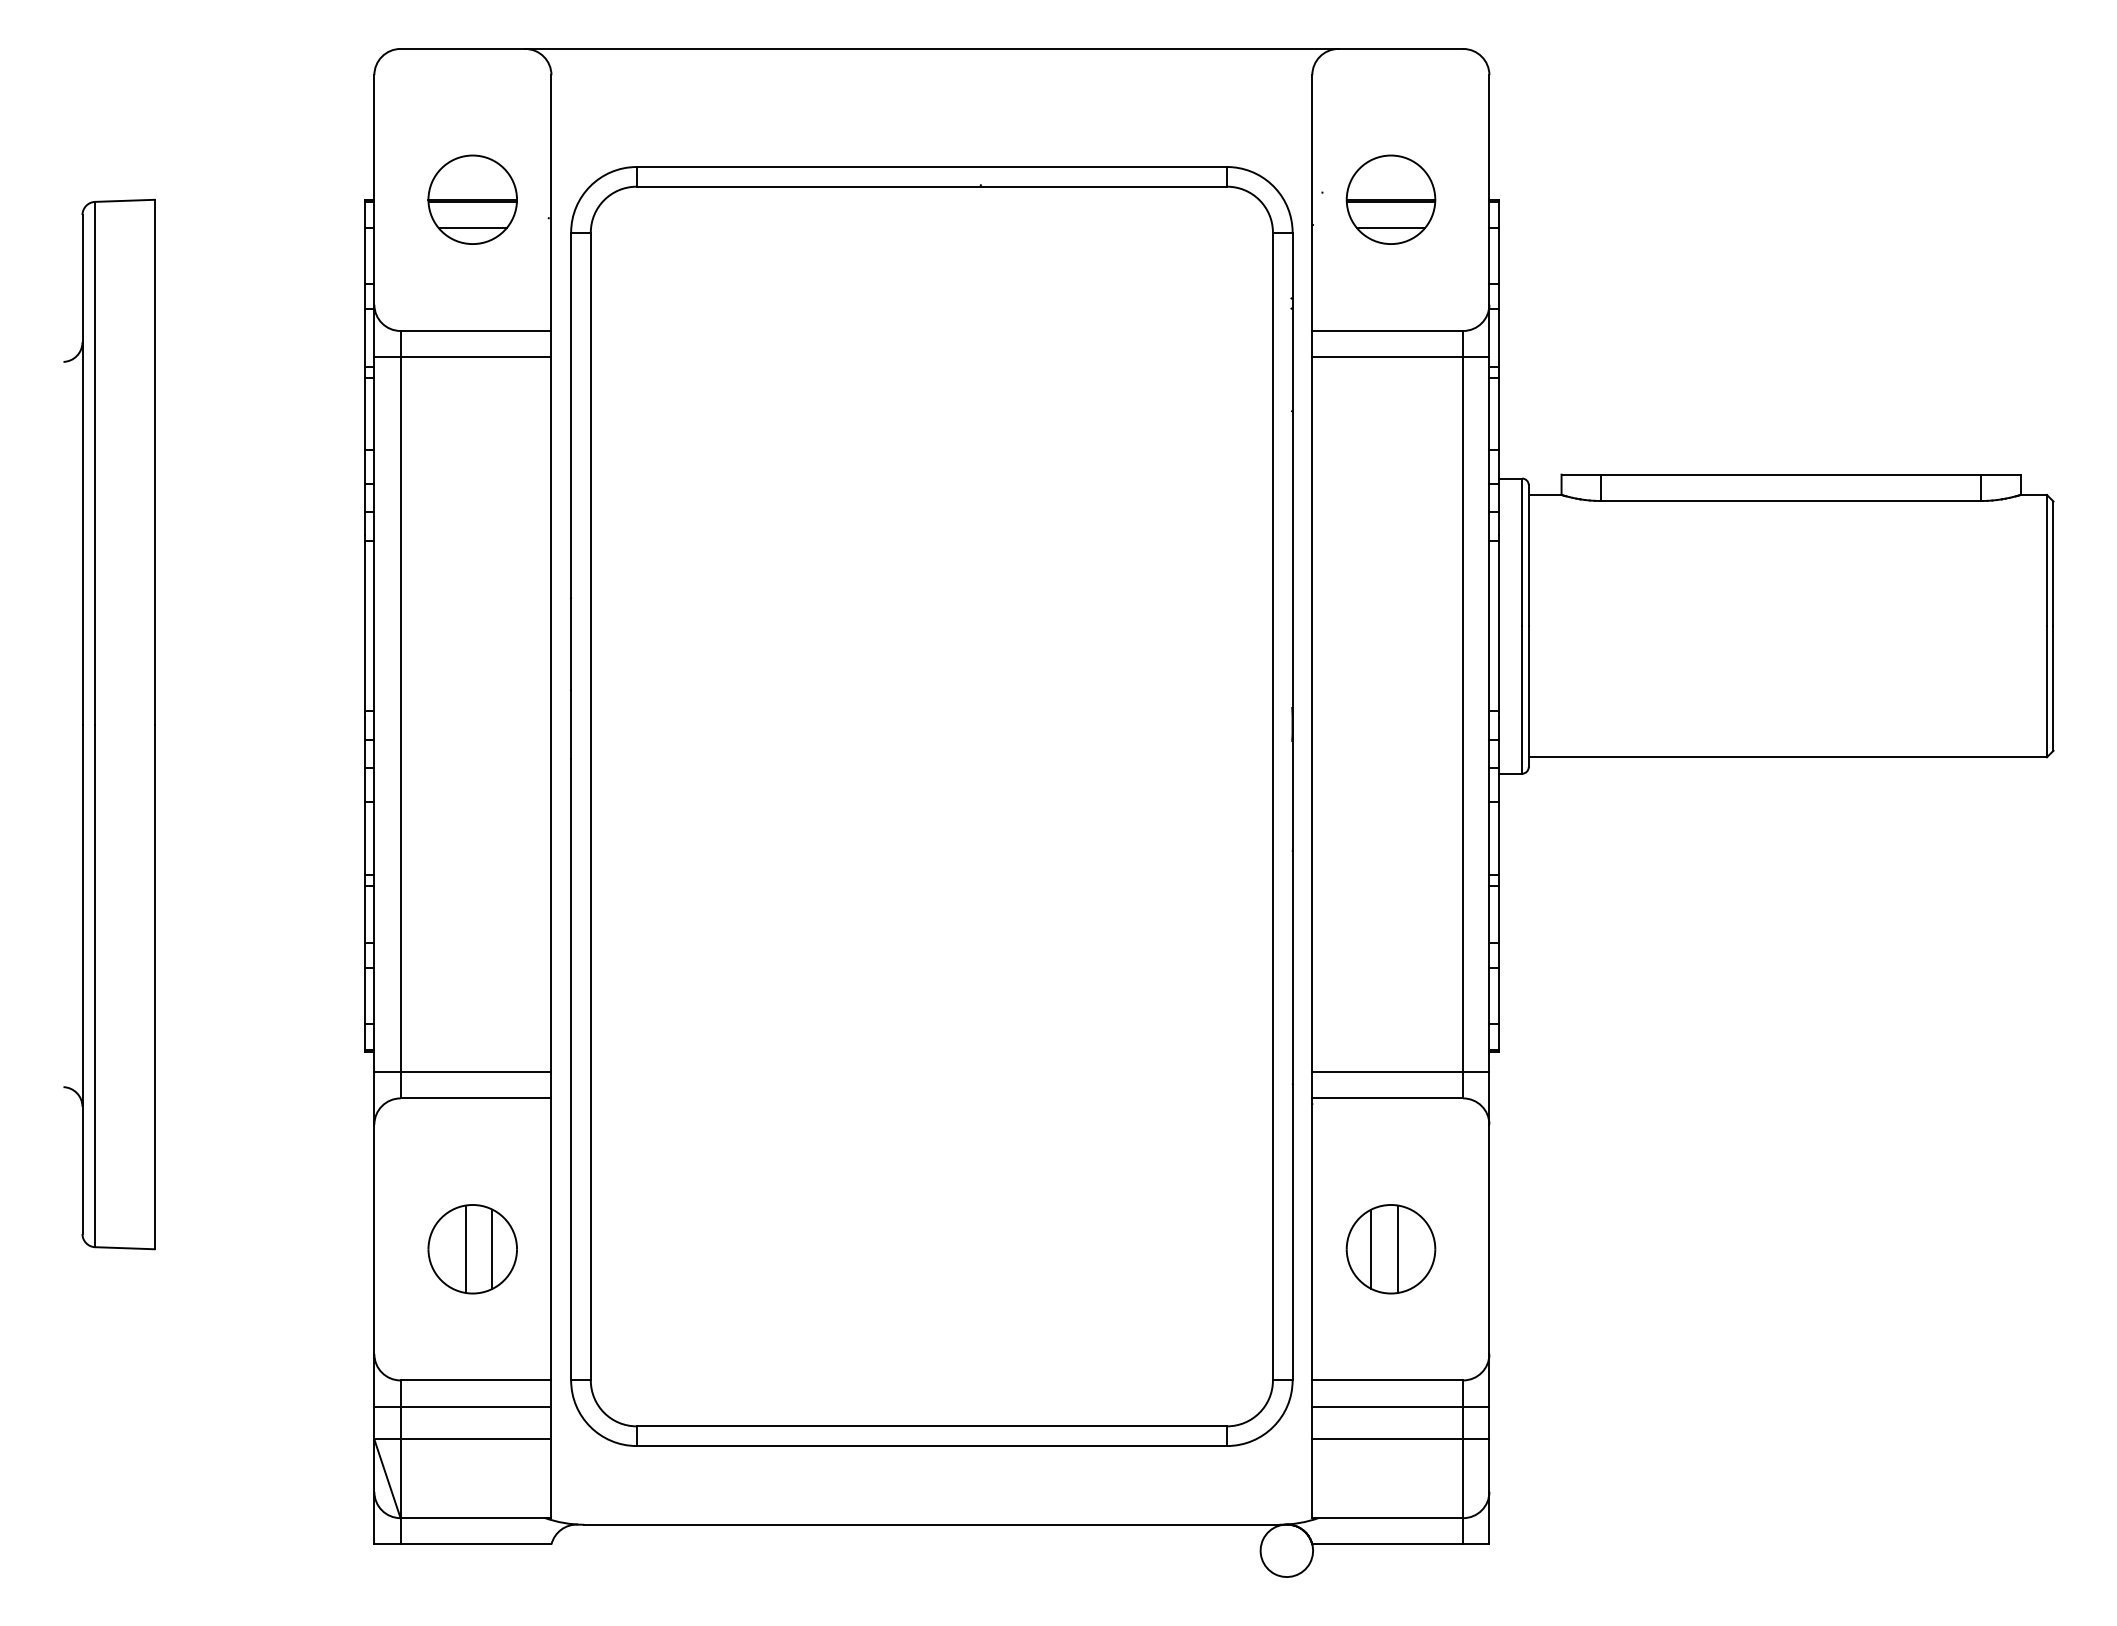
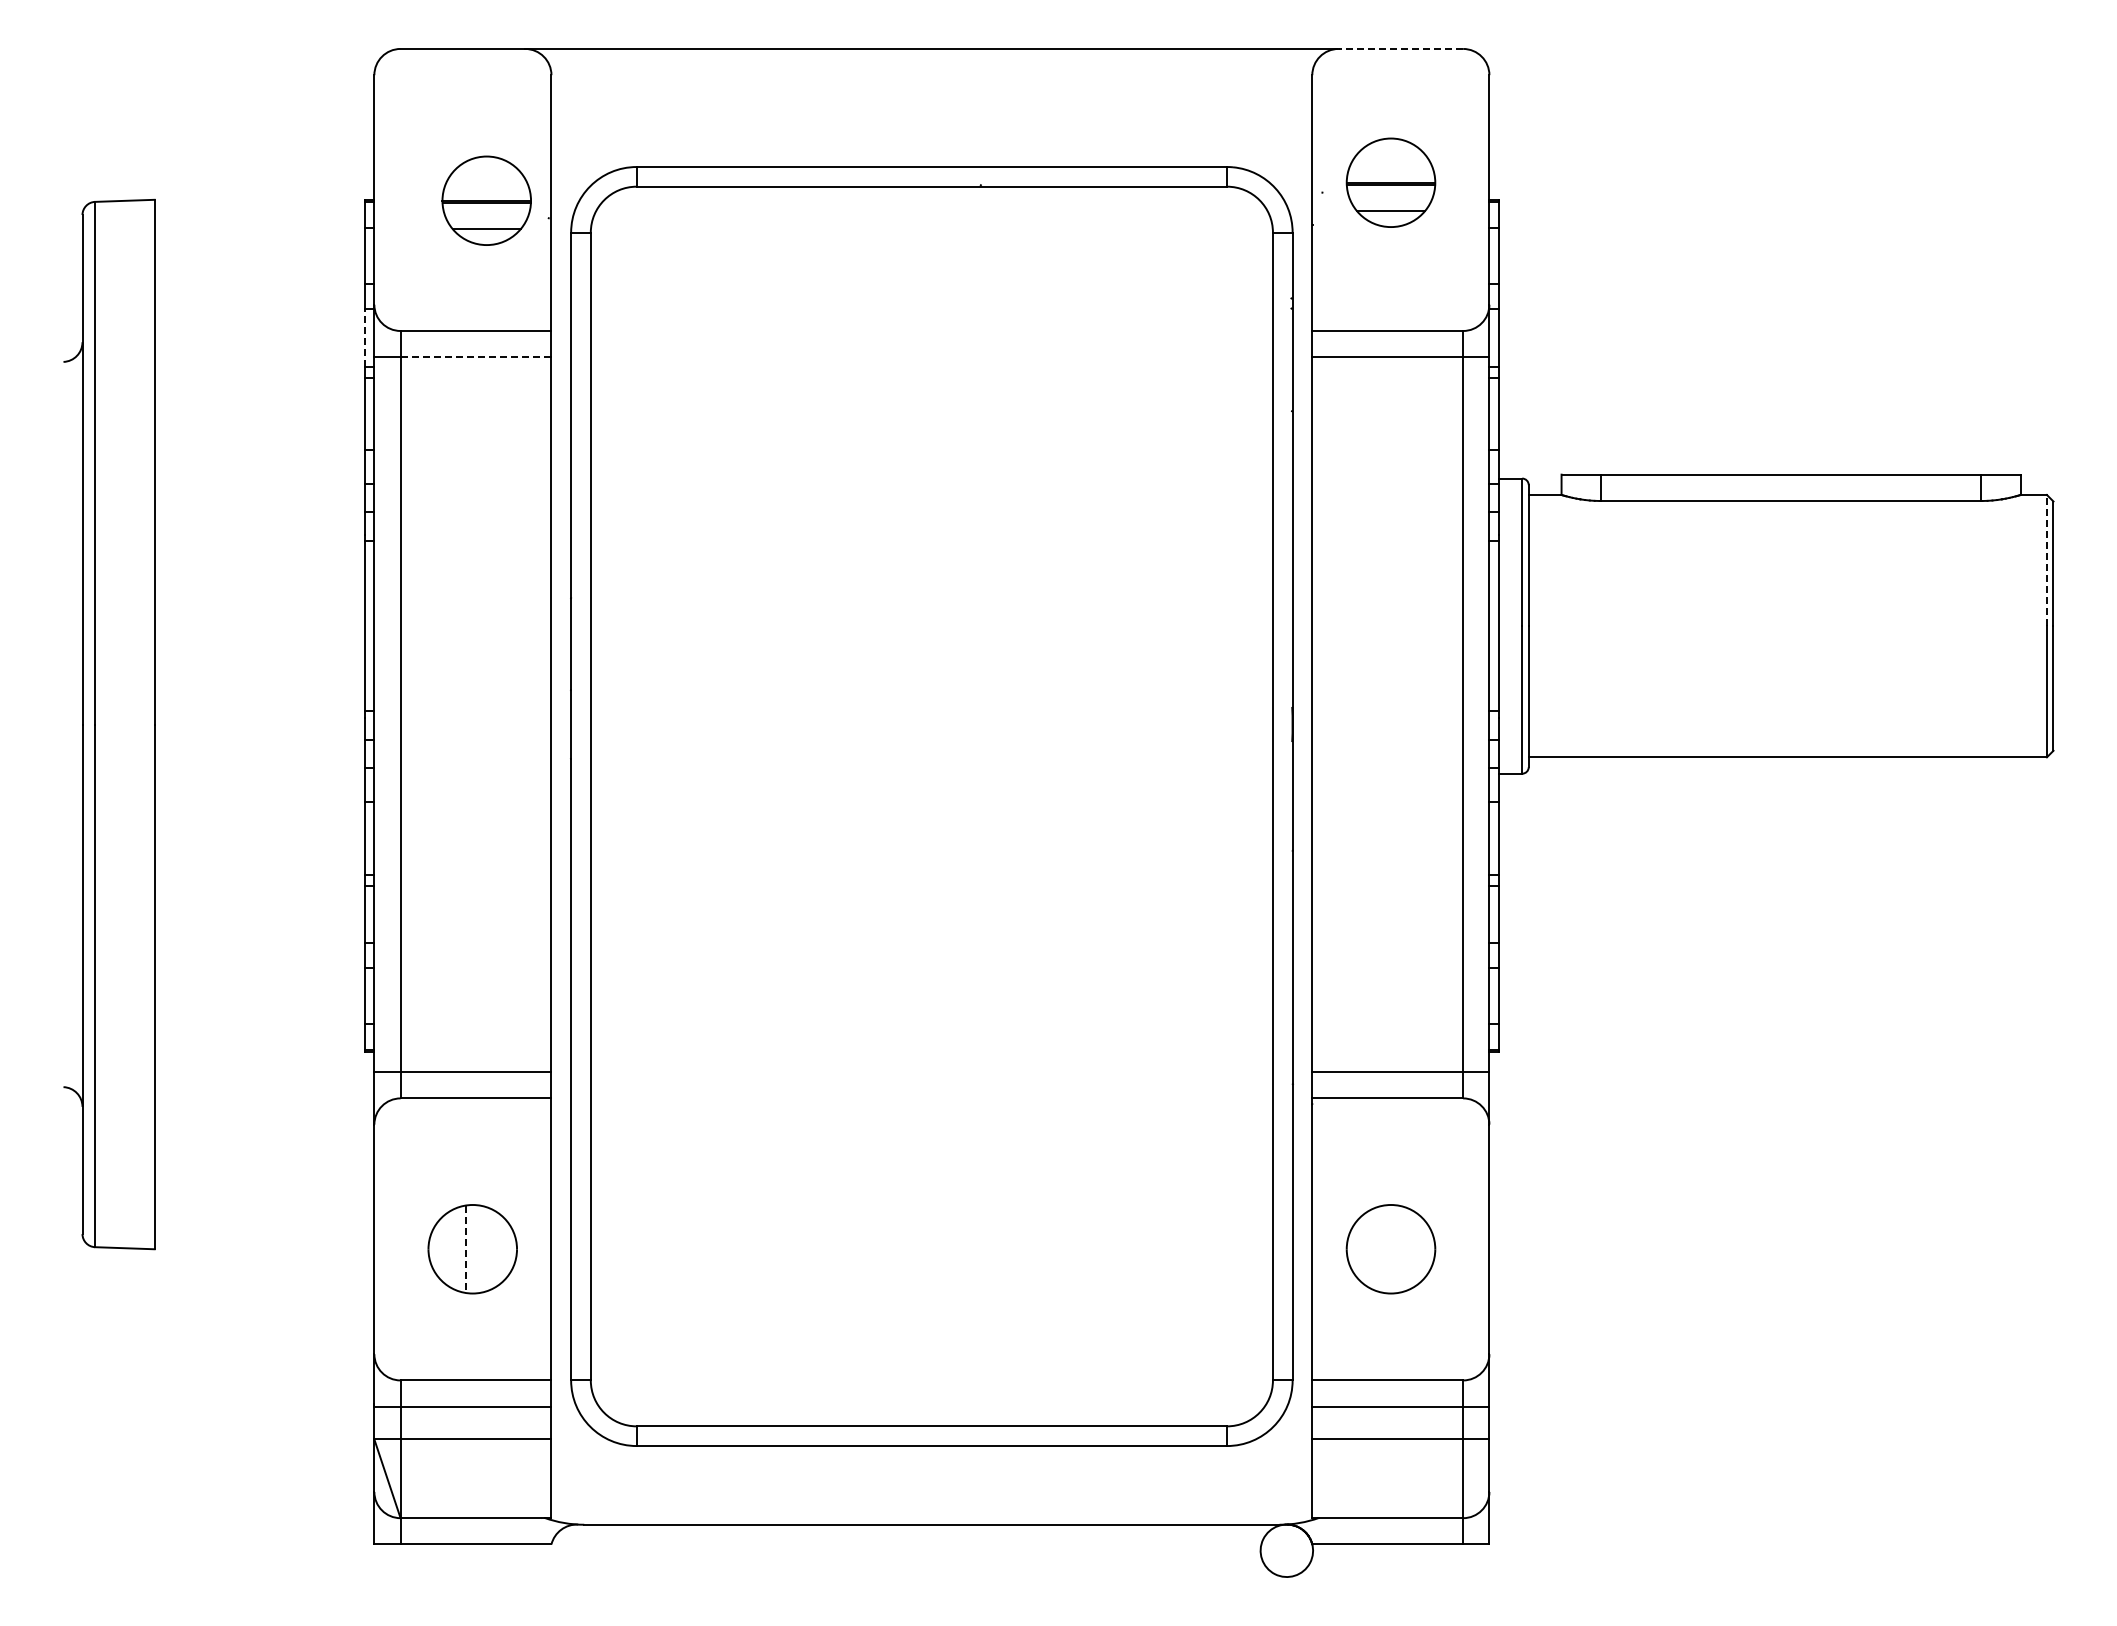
line: solid -> dashed (1400, 48)
part position: (472, 199) -> (486, 200) (486, 200)
part position: (1390, 199) -> (1390, 182) (1390, 182)
line: solid -> dashed (364, 338)
line: solid -> dashed (475, 357)
line: solid -> dashed (2046, 560)
line: present -> none (492, 1248)
line: present -> none (1371, 1248)
line: present -> none (1397, 1248)
line: solid -> dashed (466, 1249)
